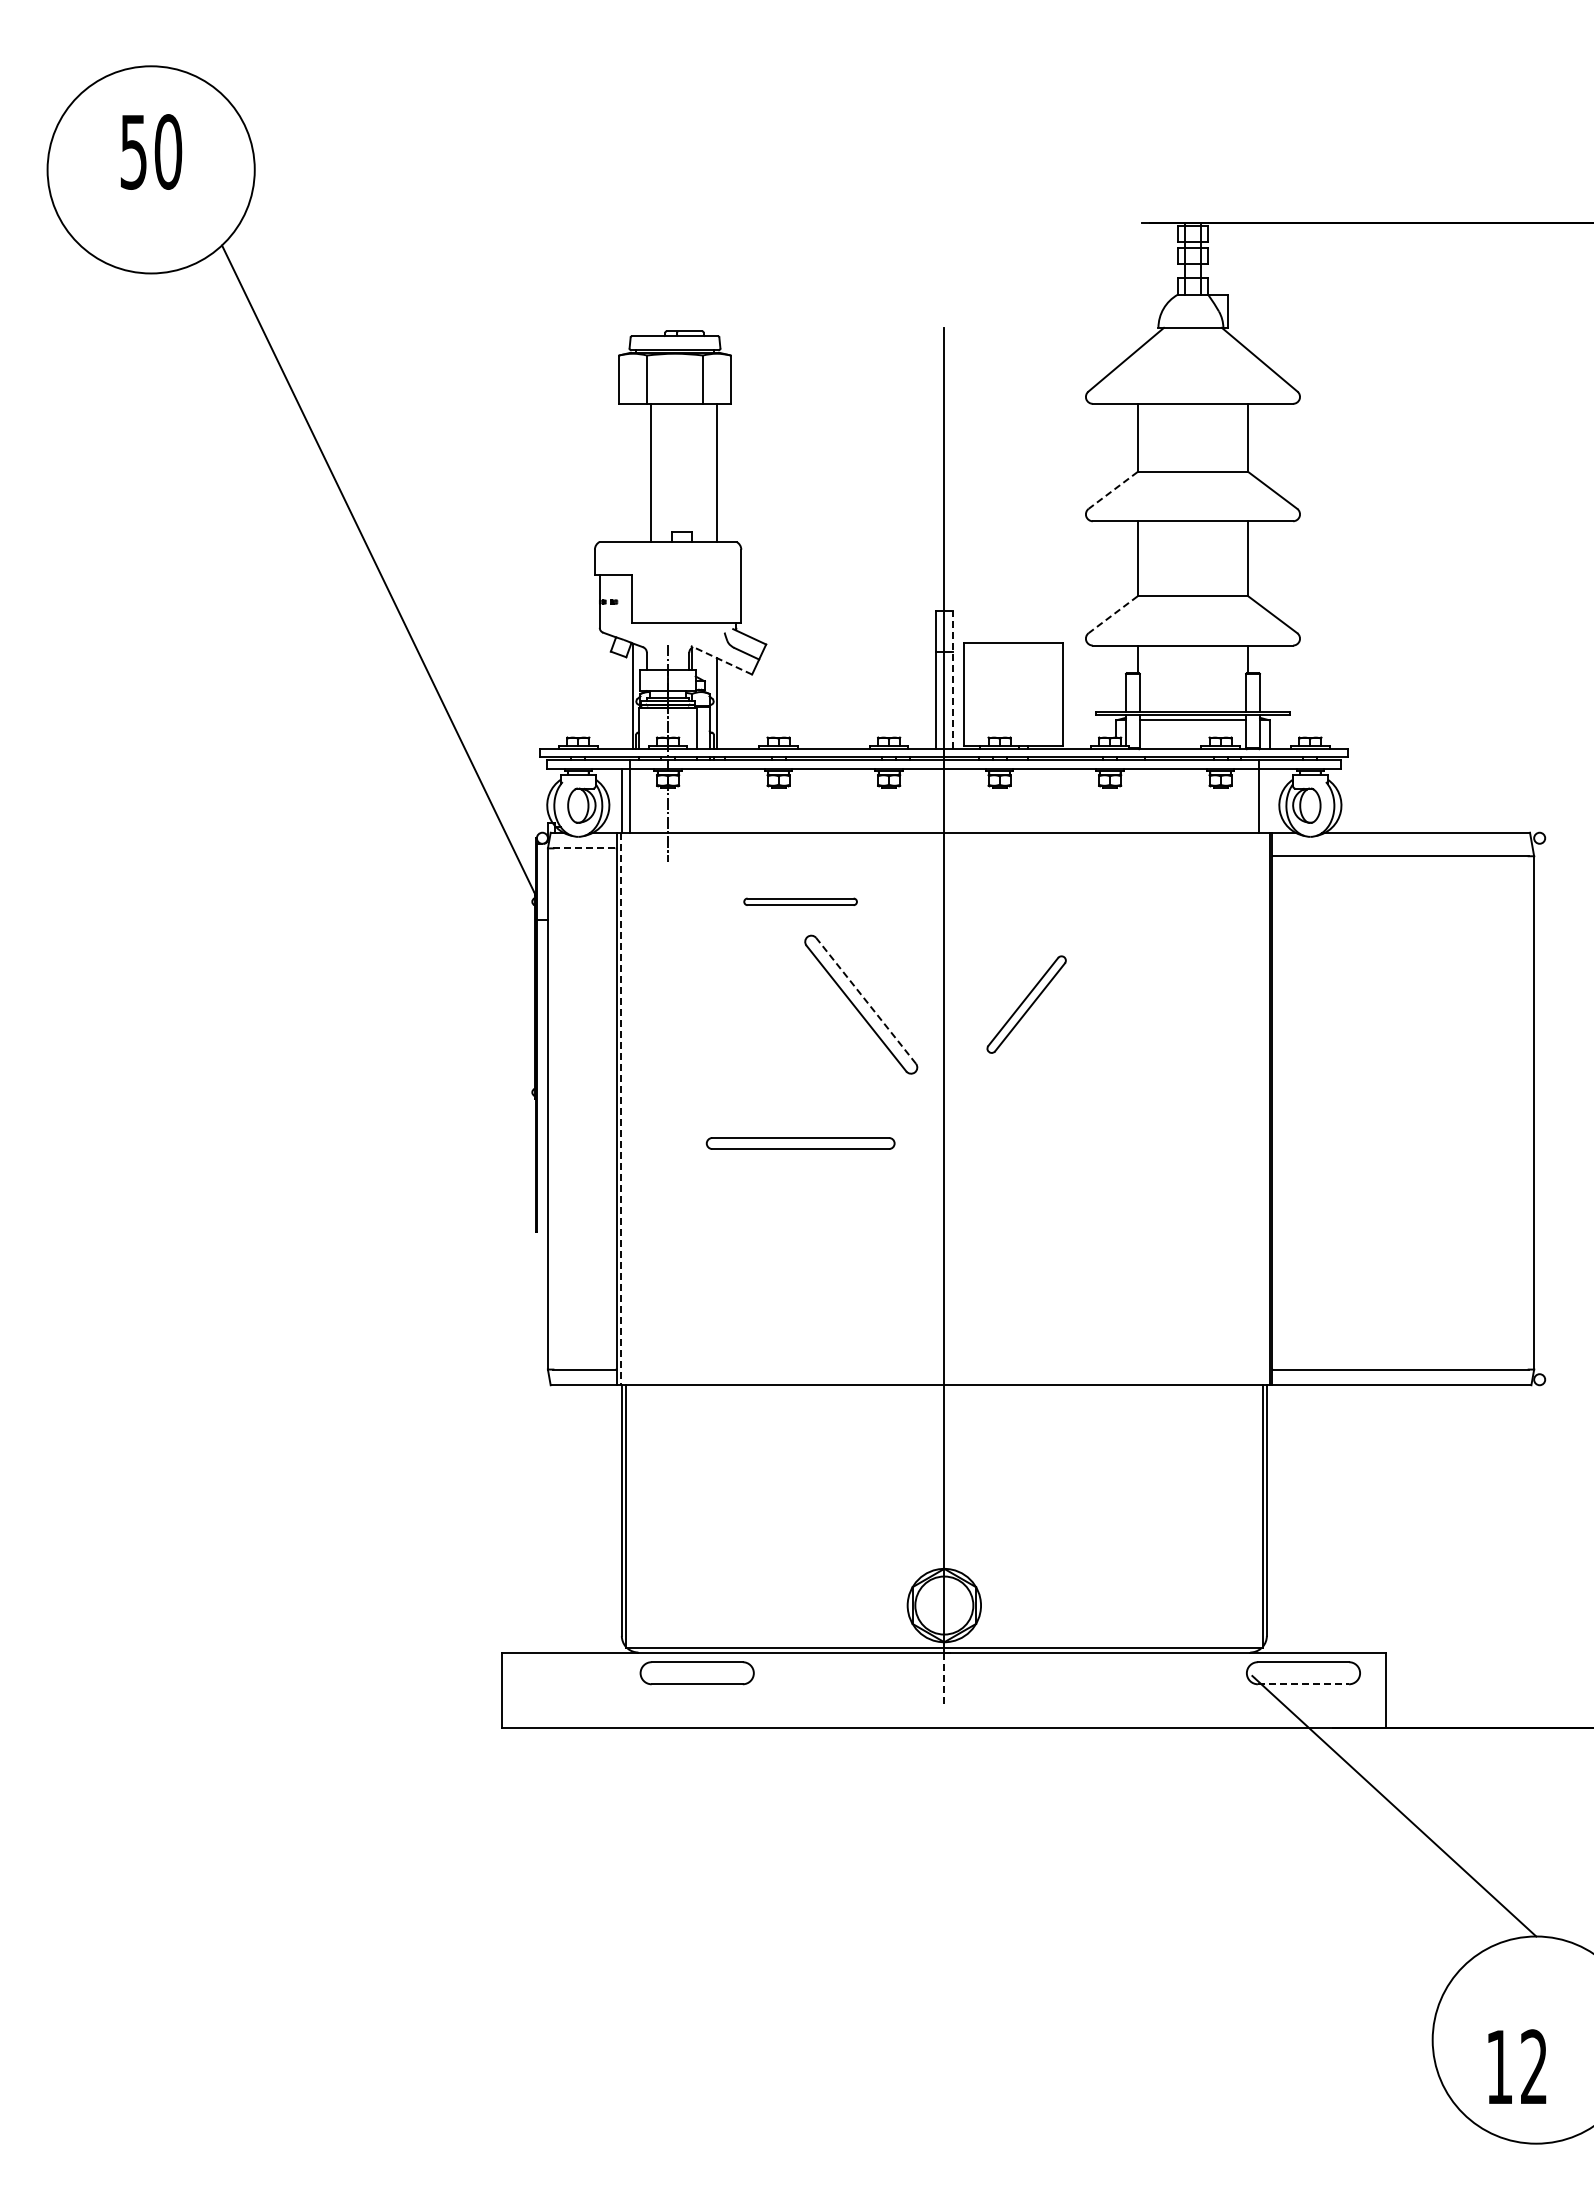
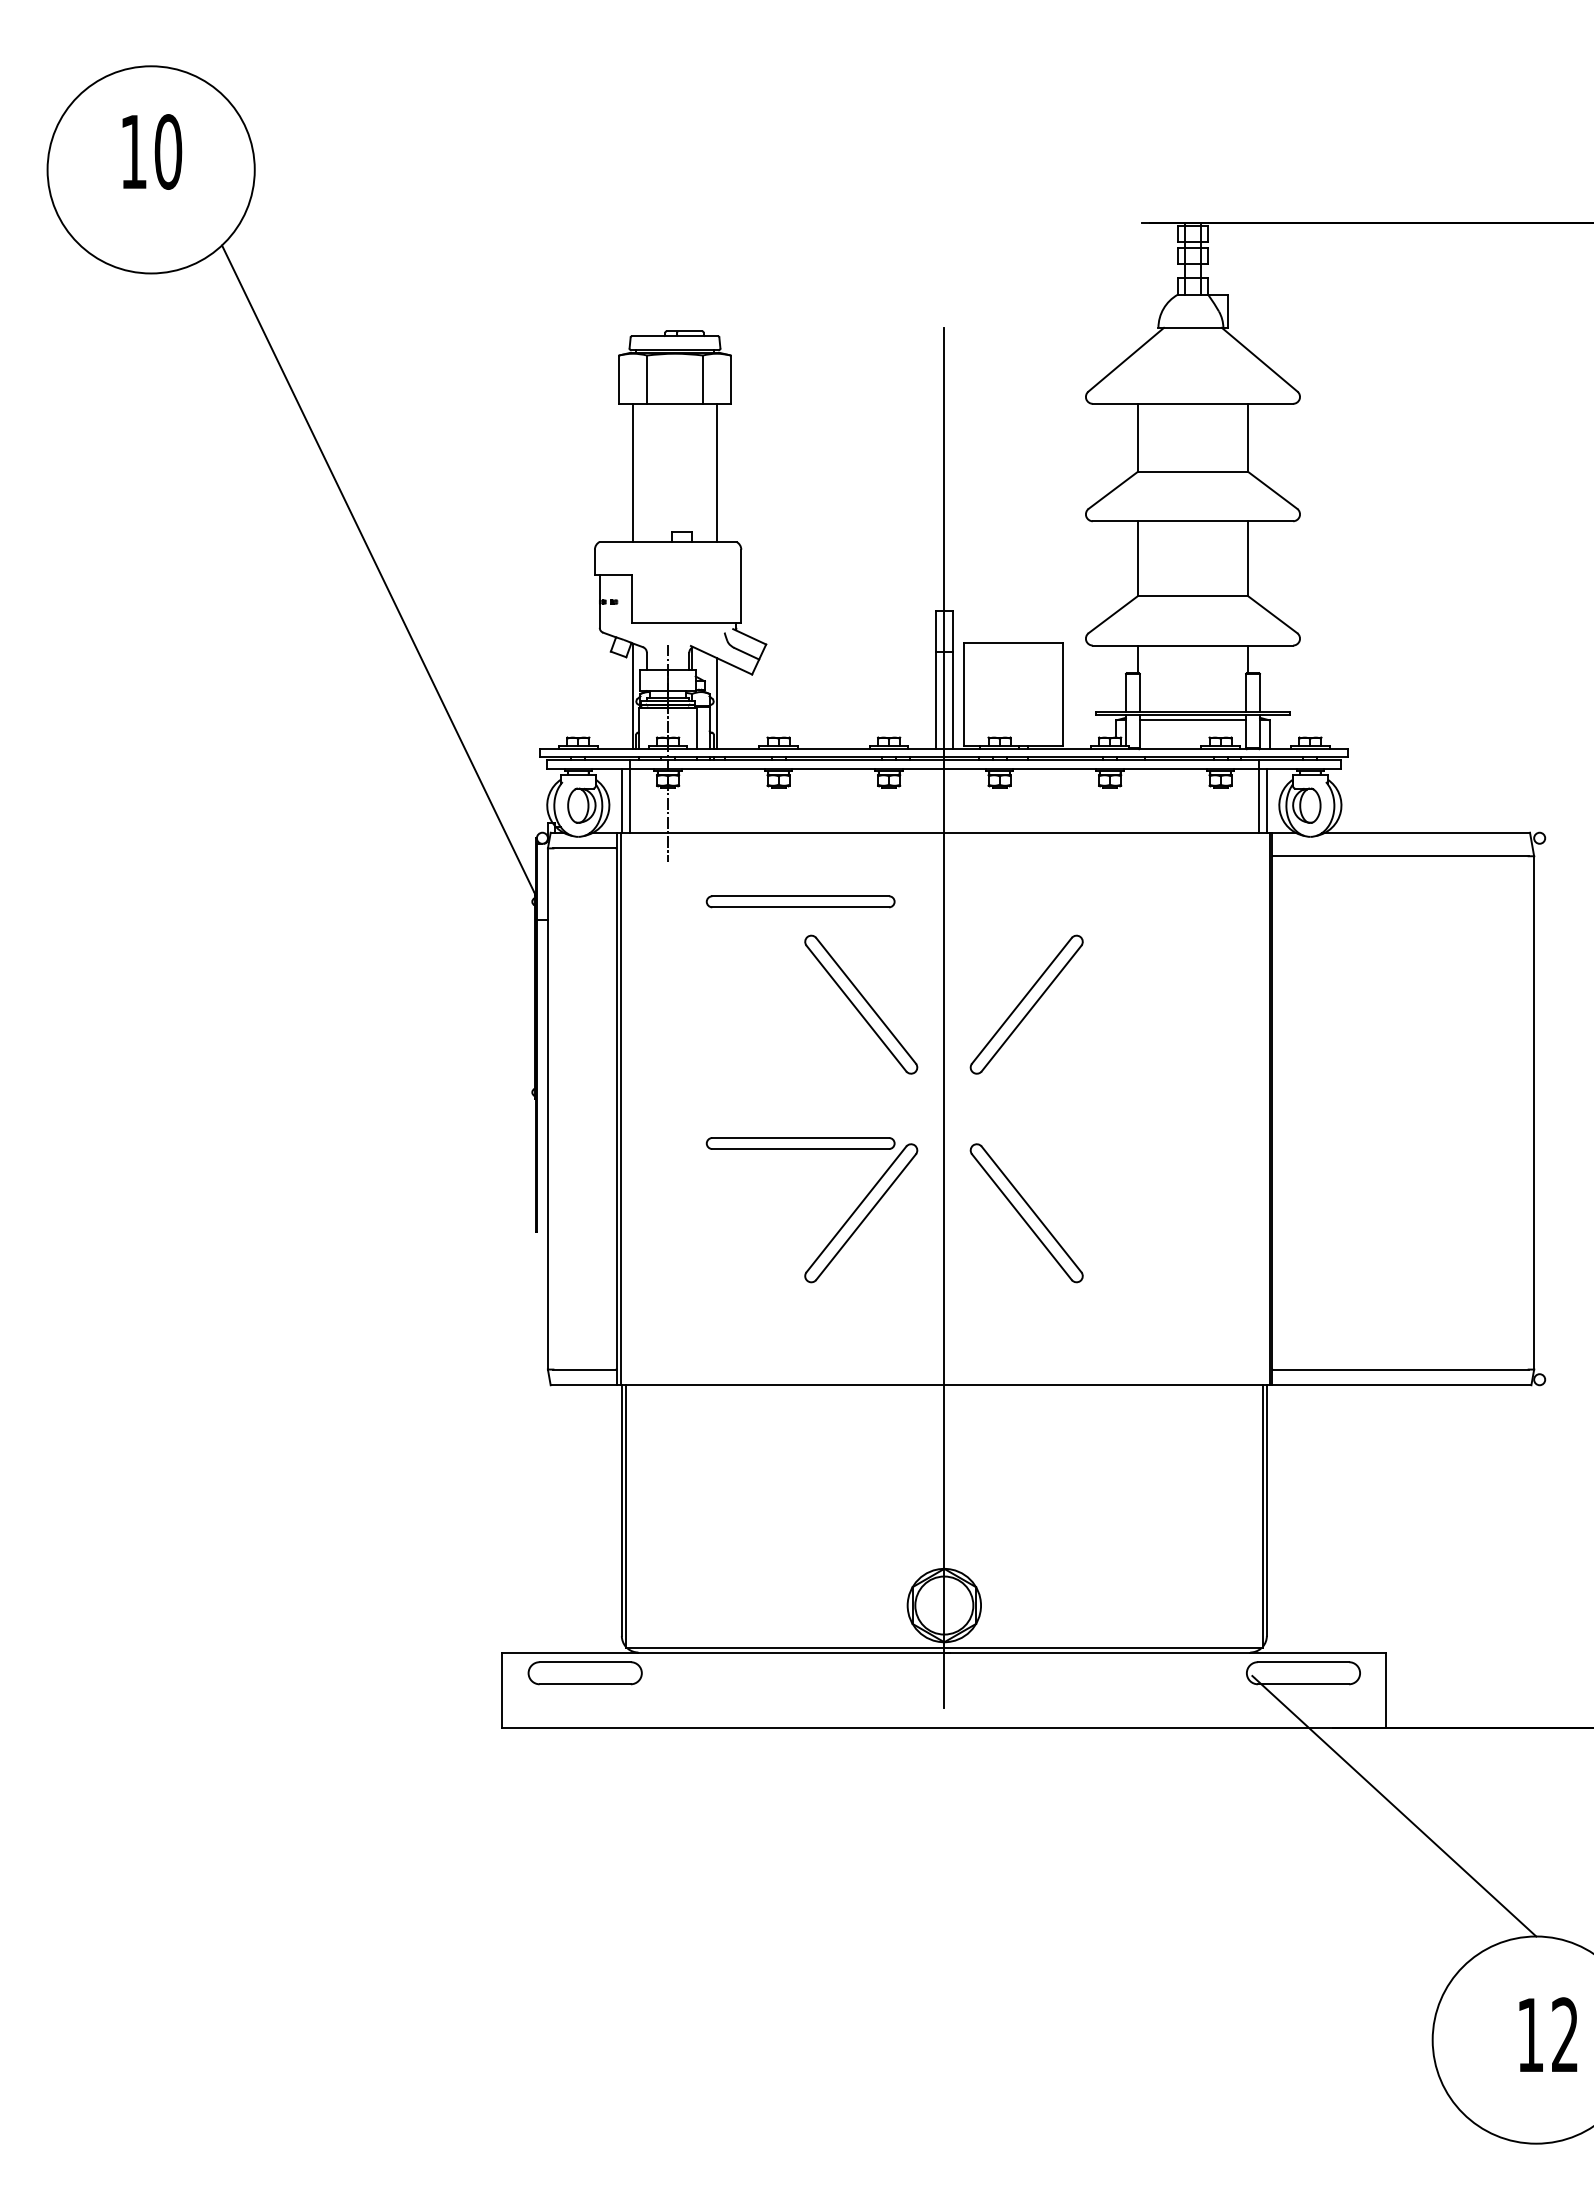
text: 50 -> 10 (133, 152)
line position: (651, 472) -> (633, 472) (633, 472)
line: dashed -> solid (1113, 490)
line: dashed -> solid (1113, 614)
line: dashed -> solid (721, 660)
line: dashed -> solid (952, 679)
line: none -> present (1266, 800)
line: dashed -> solid (585, 848)
part size: 115x9 px -> 191x14 px (800, 901)
line: dashed -> solid (865, 1000)
part size: 81x99 px -> 115x141 px (1026, 1004)
line: dashed -> solid (621, 1109)
part: none -> present (861, 1213)
part: none -> present (1026, 1213)
part position: (696, 1673) -> (584, 1673) (584, 1673)
line: dashed -> solid (944, 1680)
line: dashed -> solid (1303, 1684)
text position: (1517, 2066) -> (1548, 2034) (1548, 2034)
